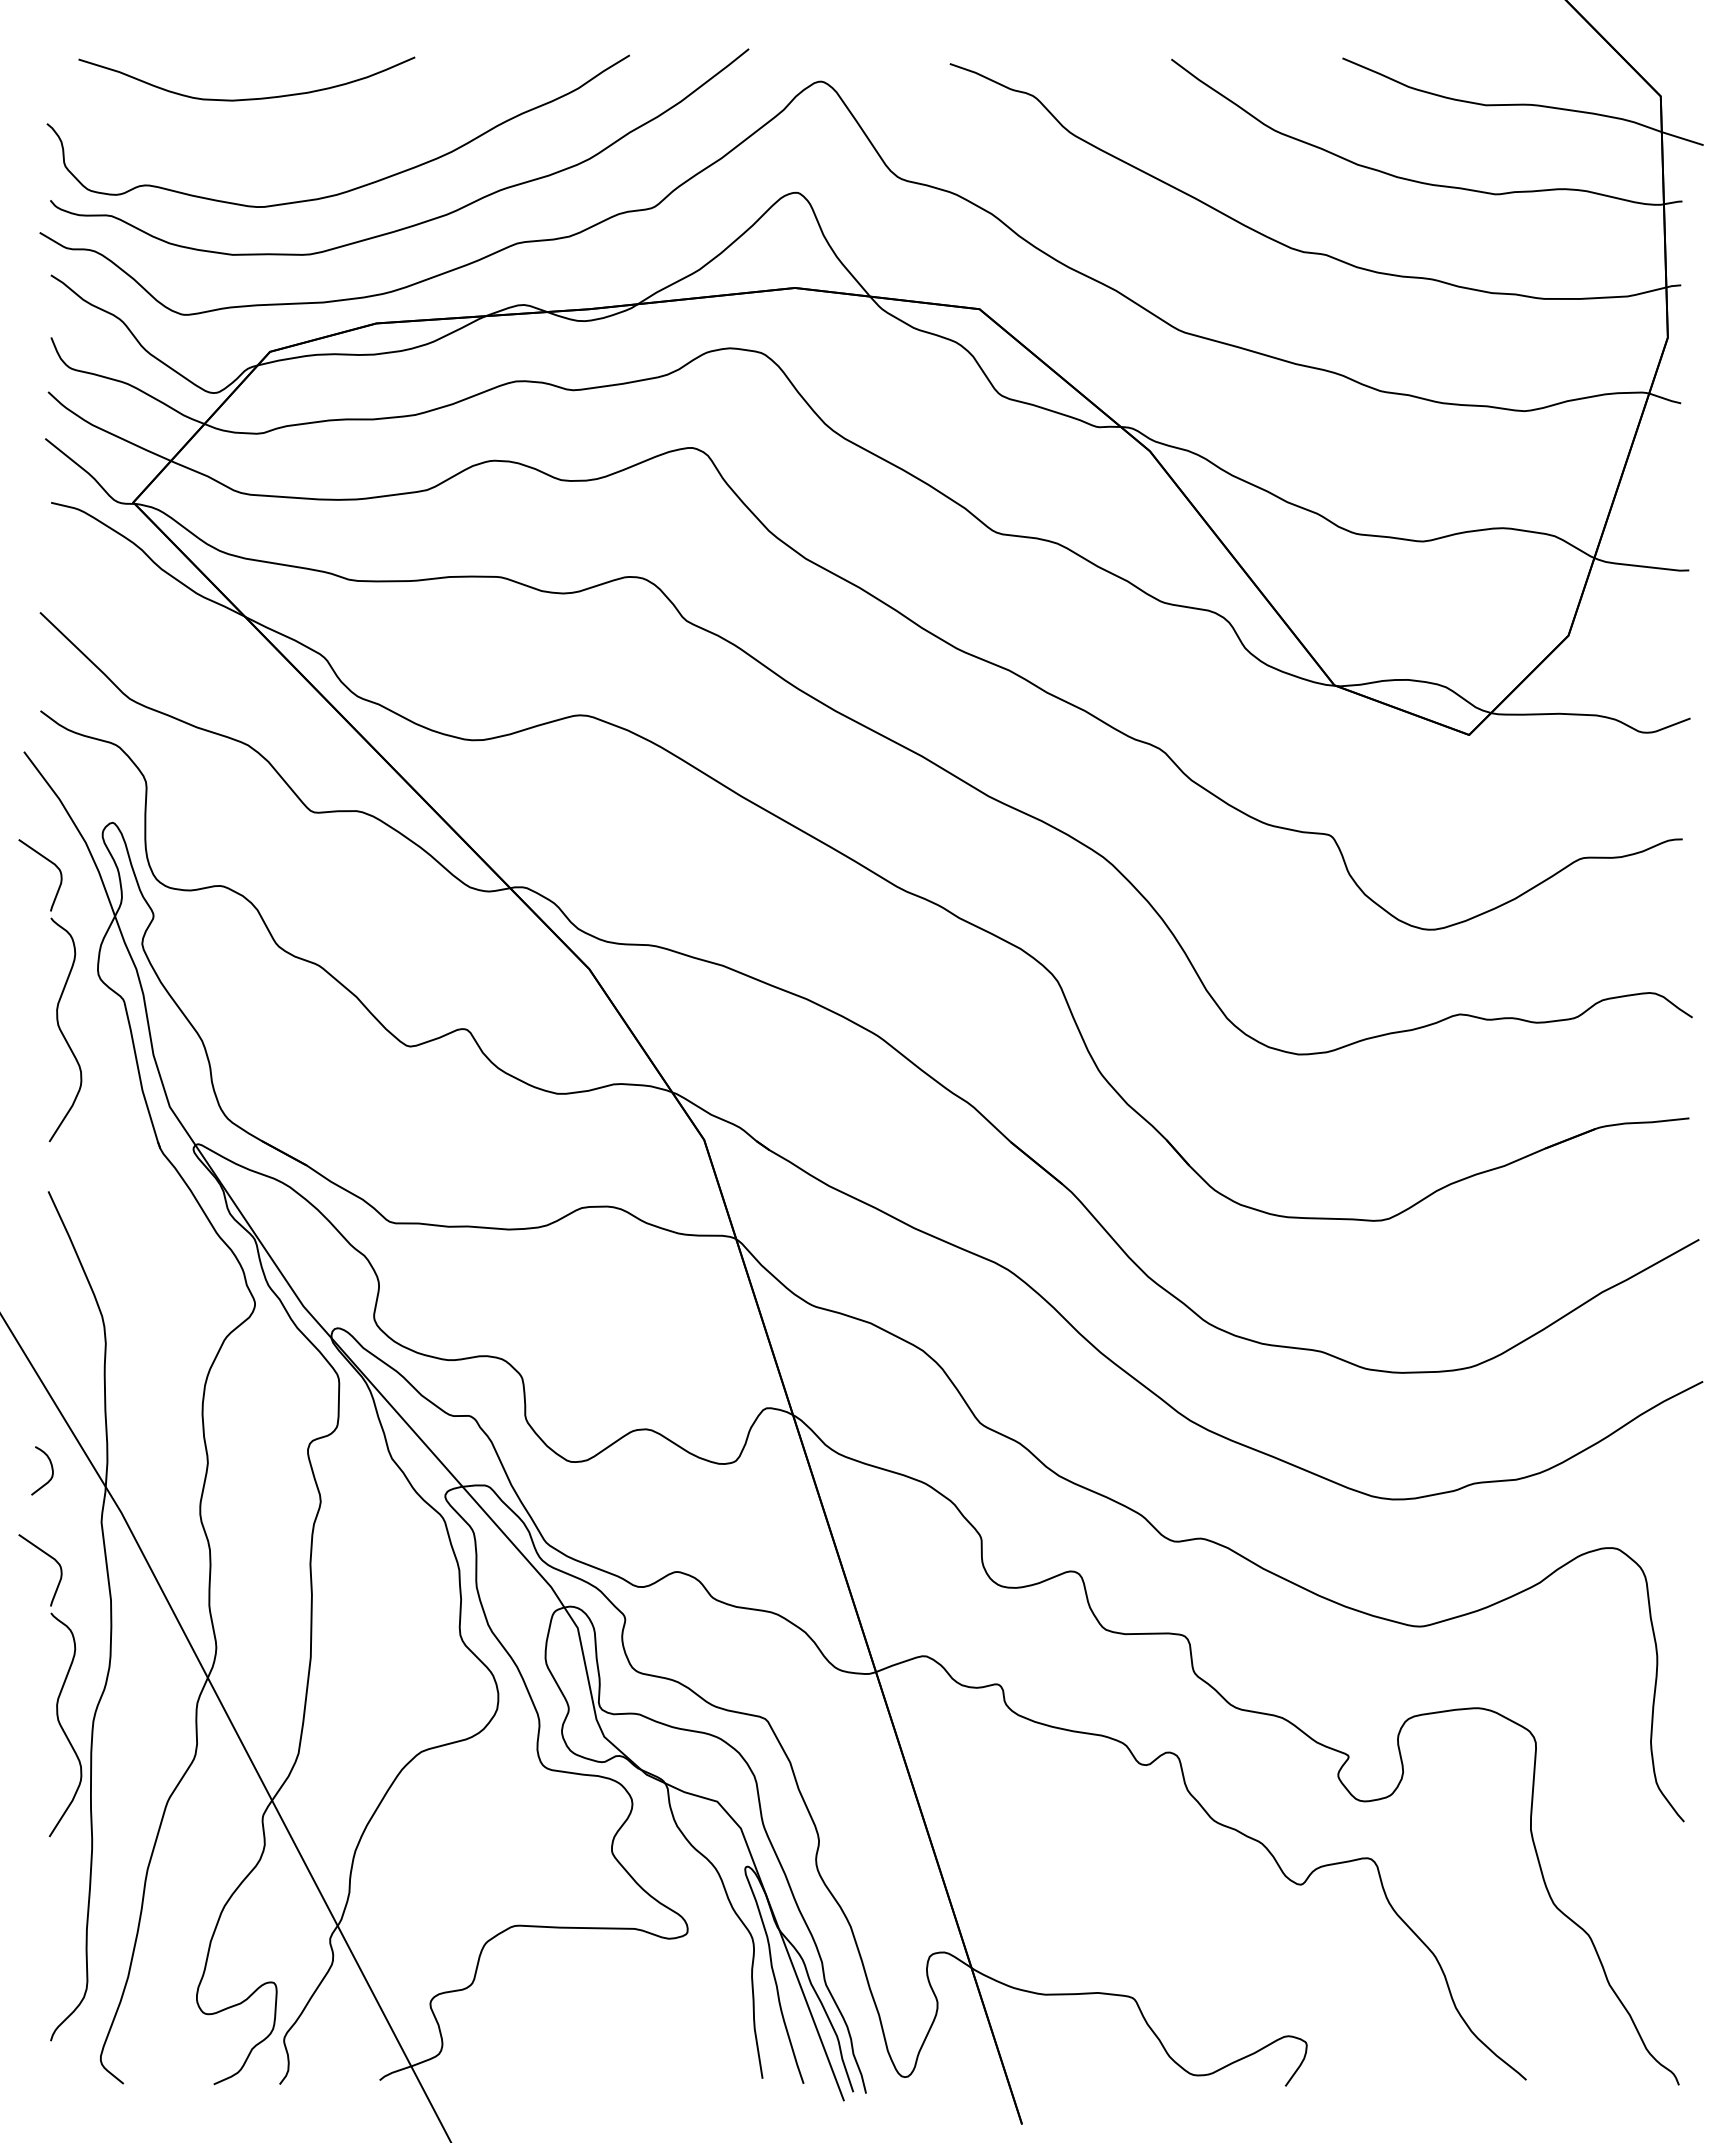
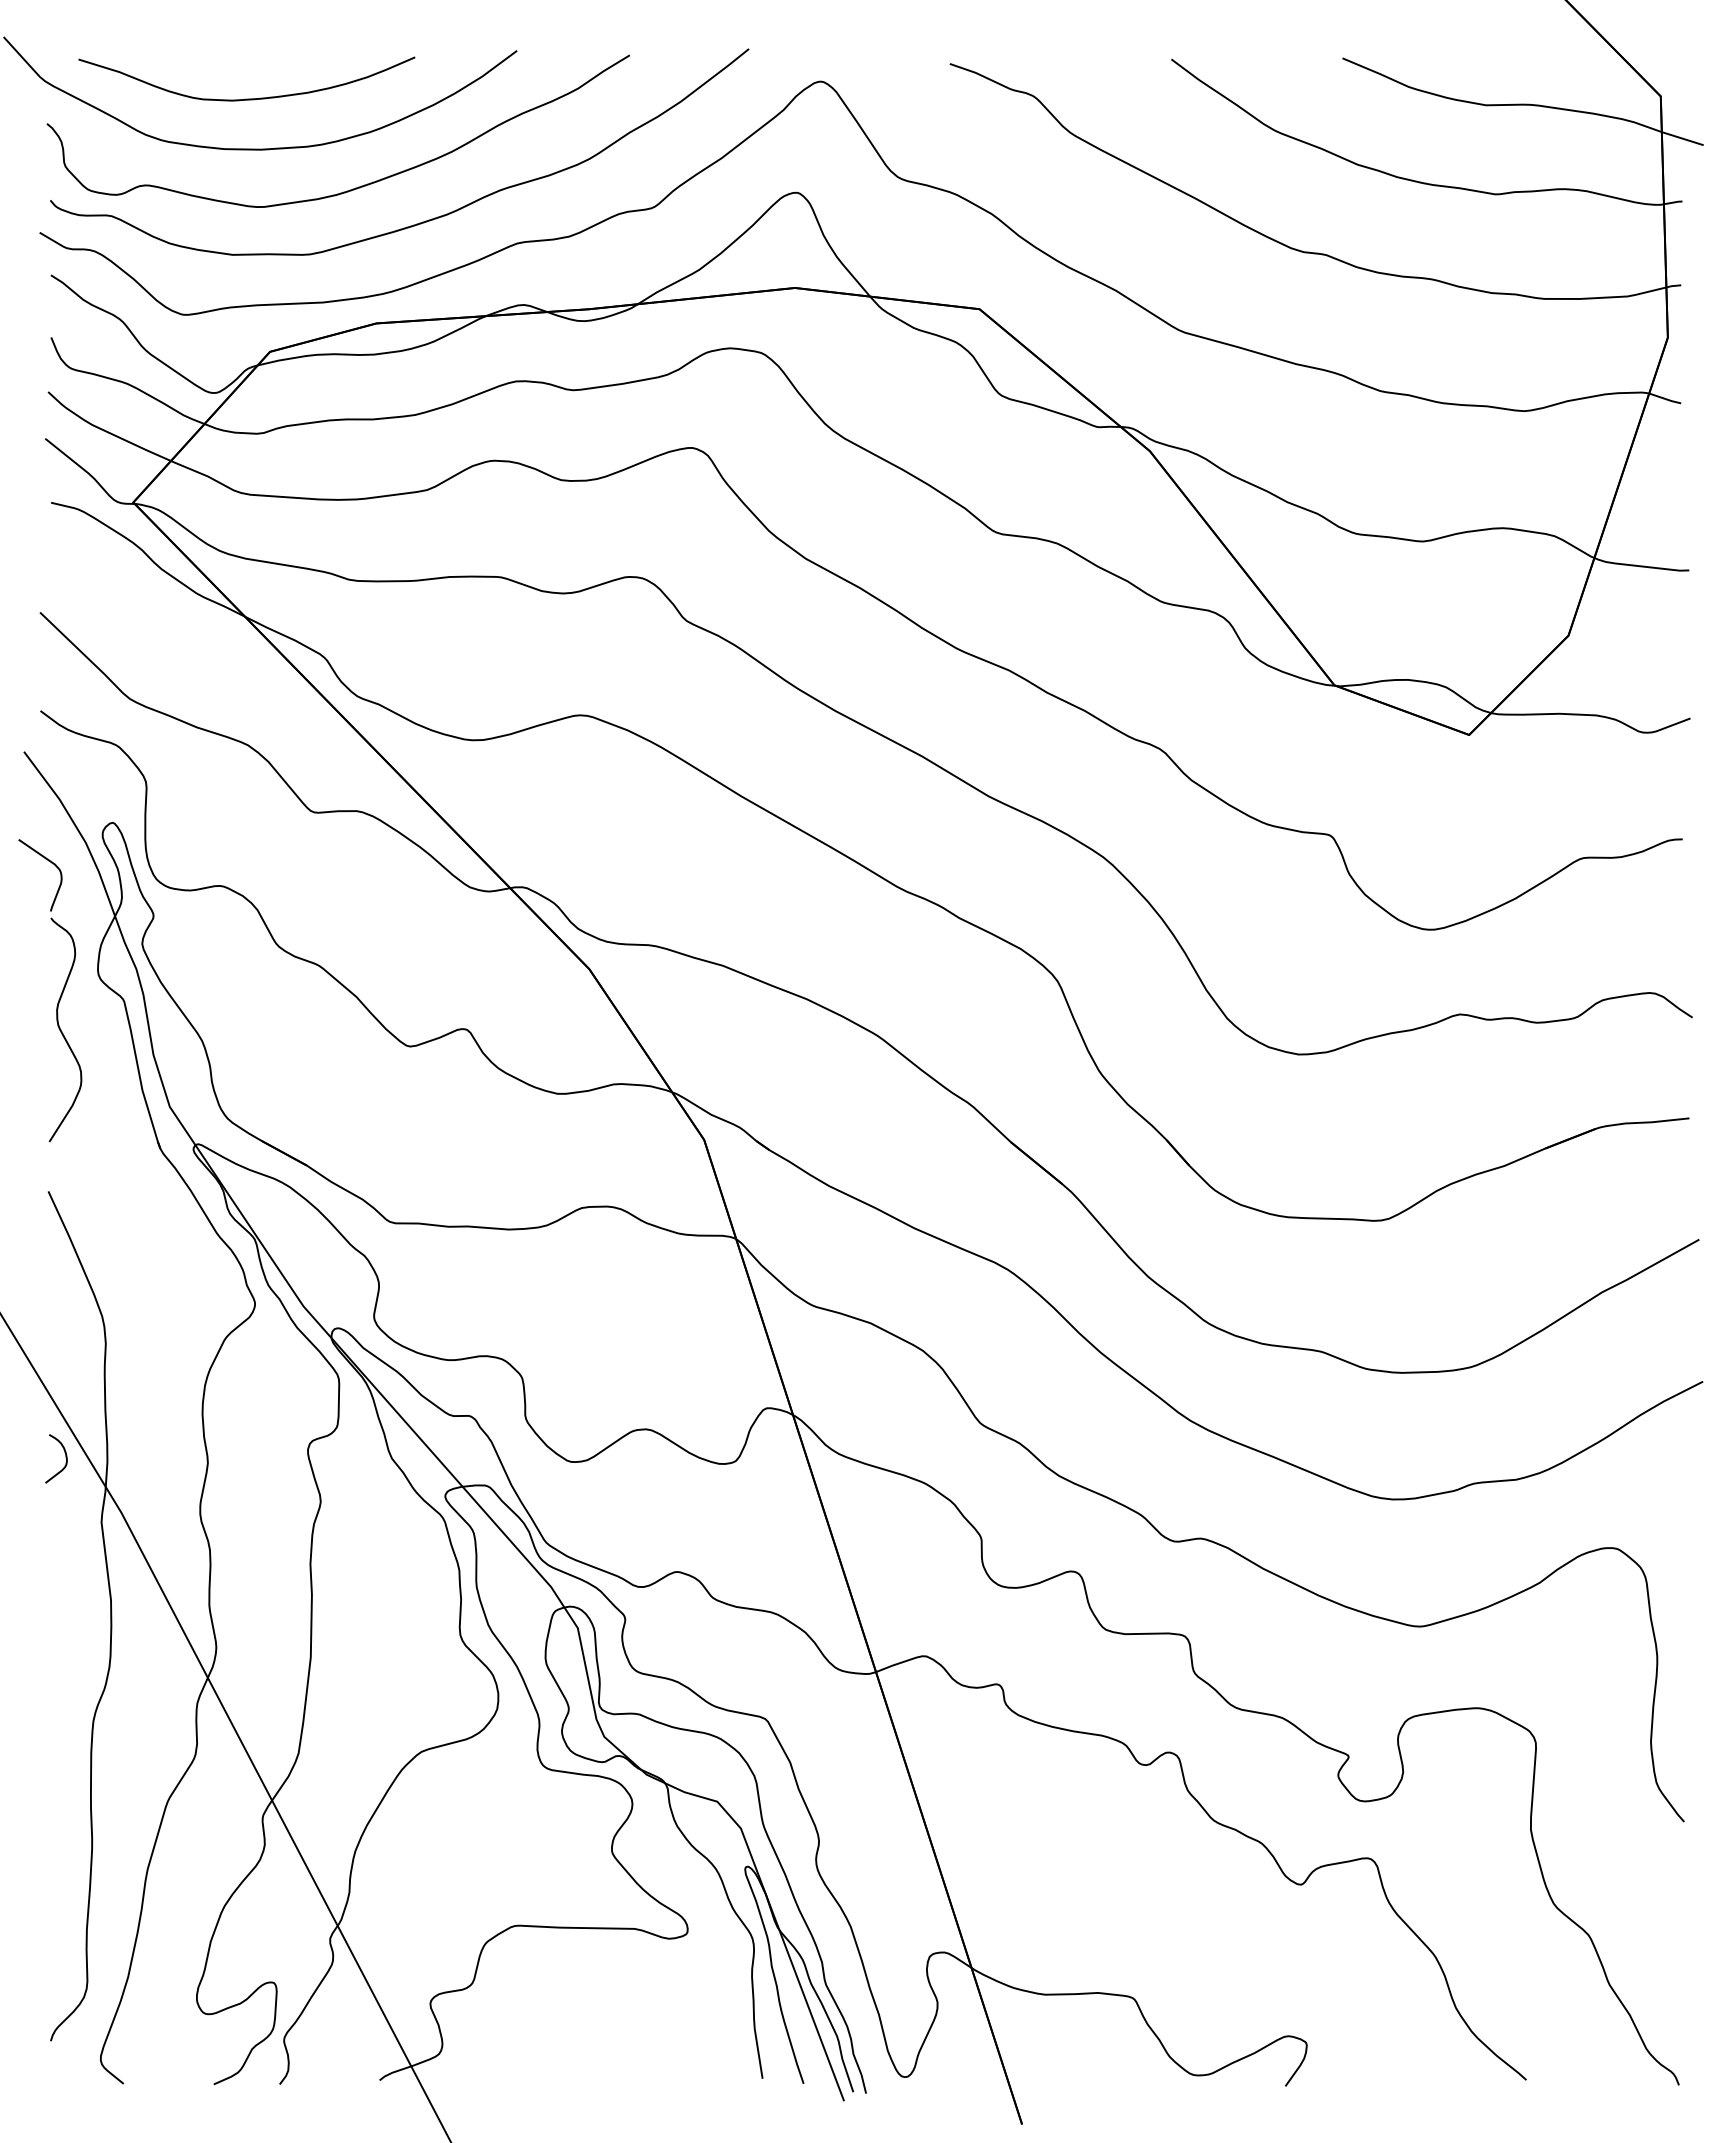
curve: none -> present (260, 148)
curve position: (51, 1470) -> (65, 1458) (65, 1458)
part: present -> none (60, 1689)
